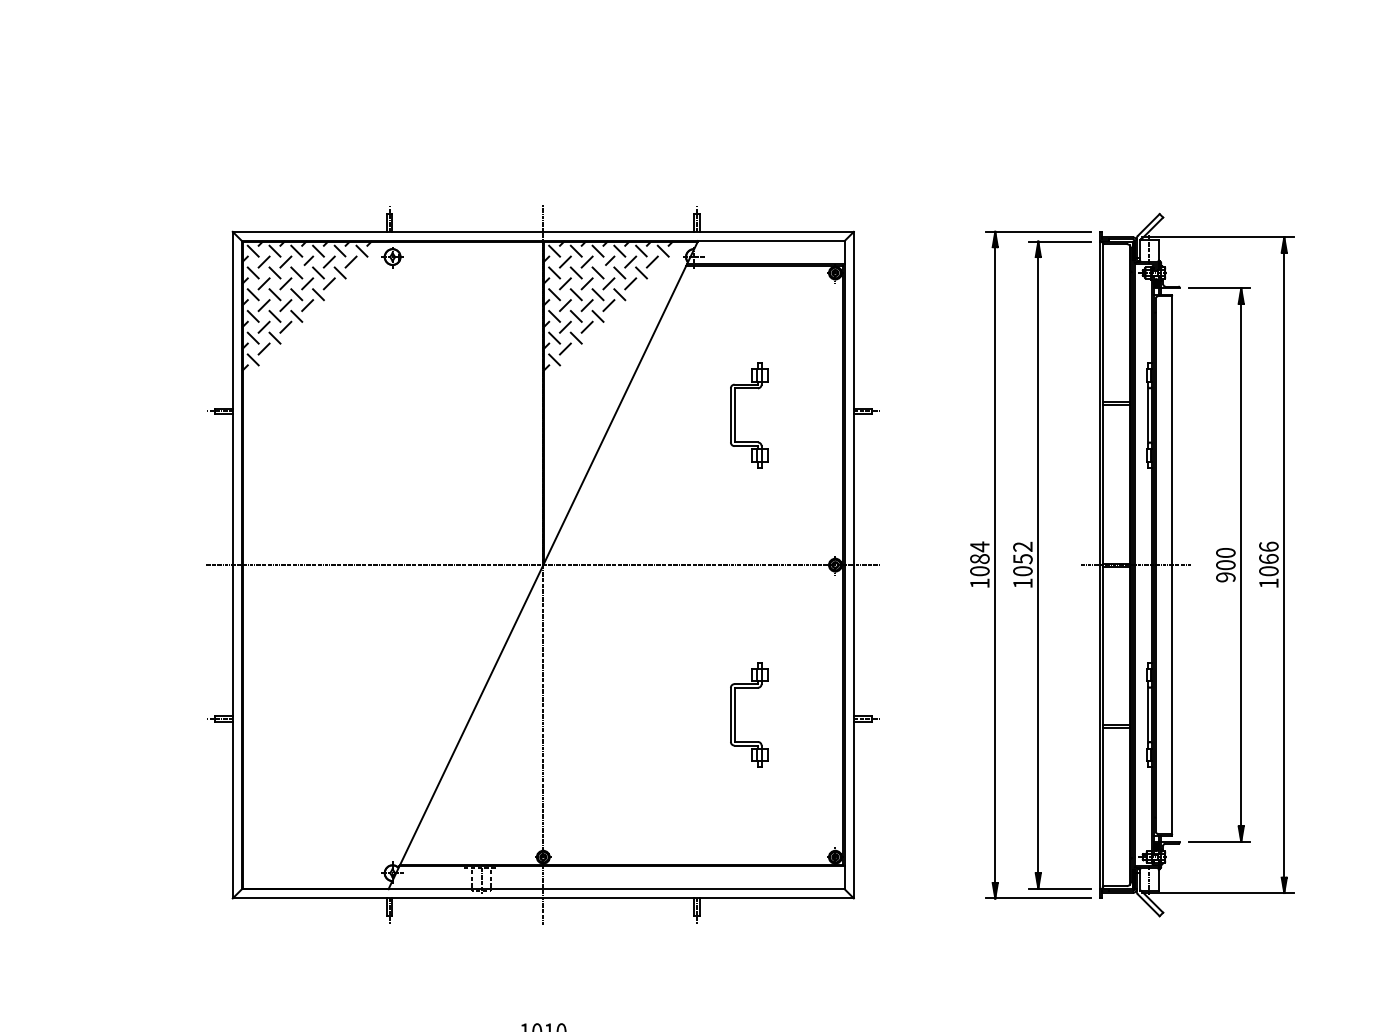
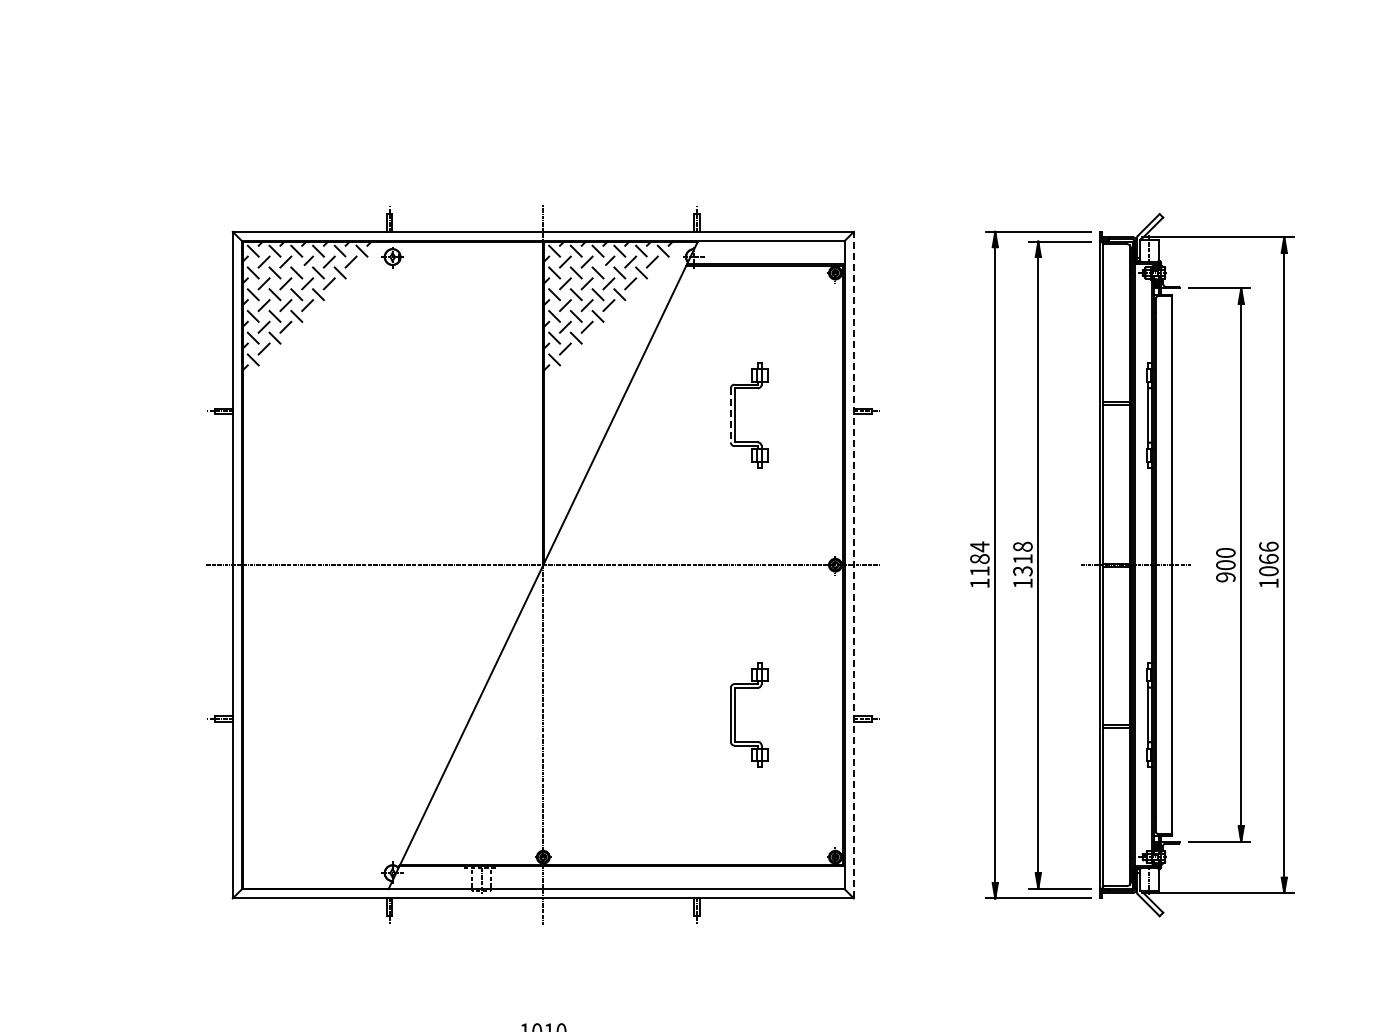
line: solid -> dashed (730, 415)
text: 1052 -> 1318 (1022, 558)
line: solid -> dashed (853, 564)
text: 1084 -> 1184 (979, 571)
